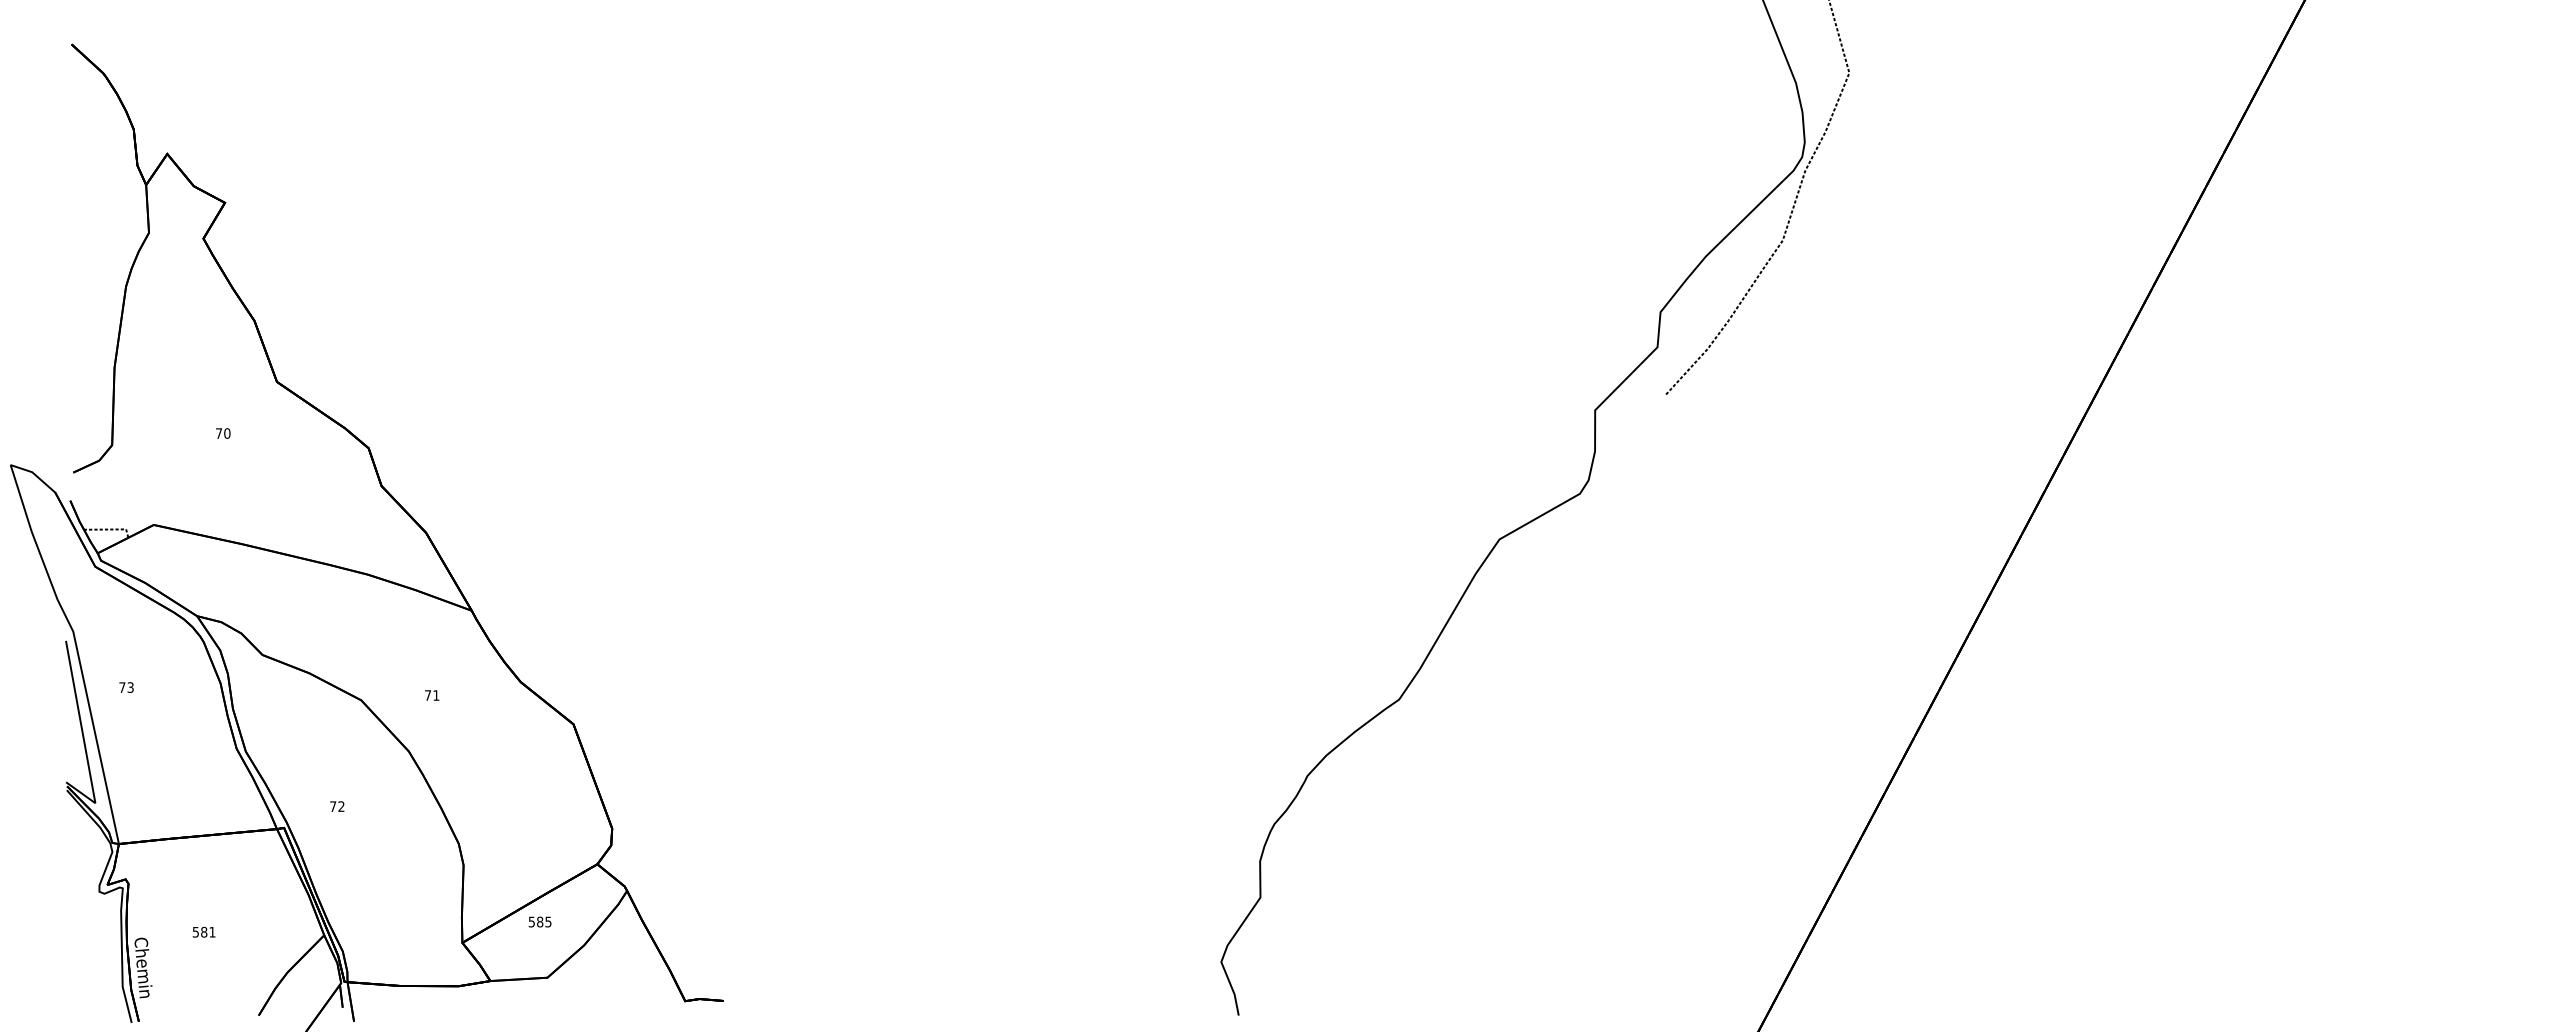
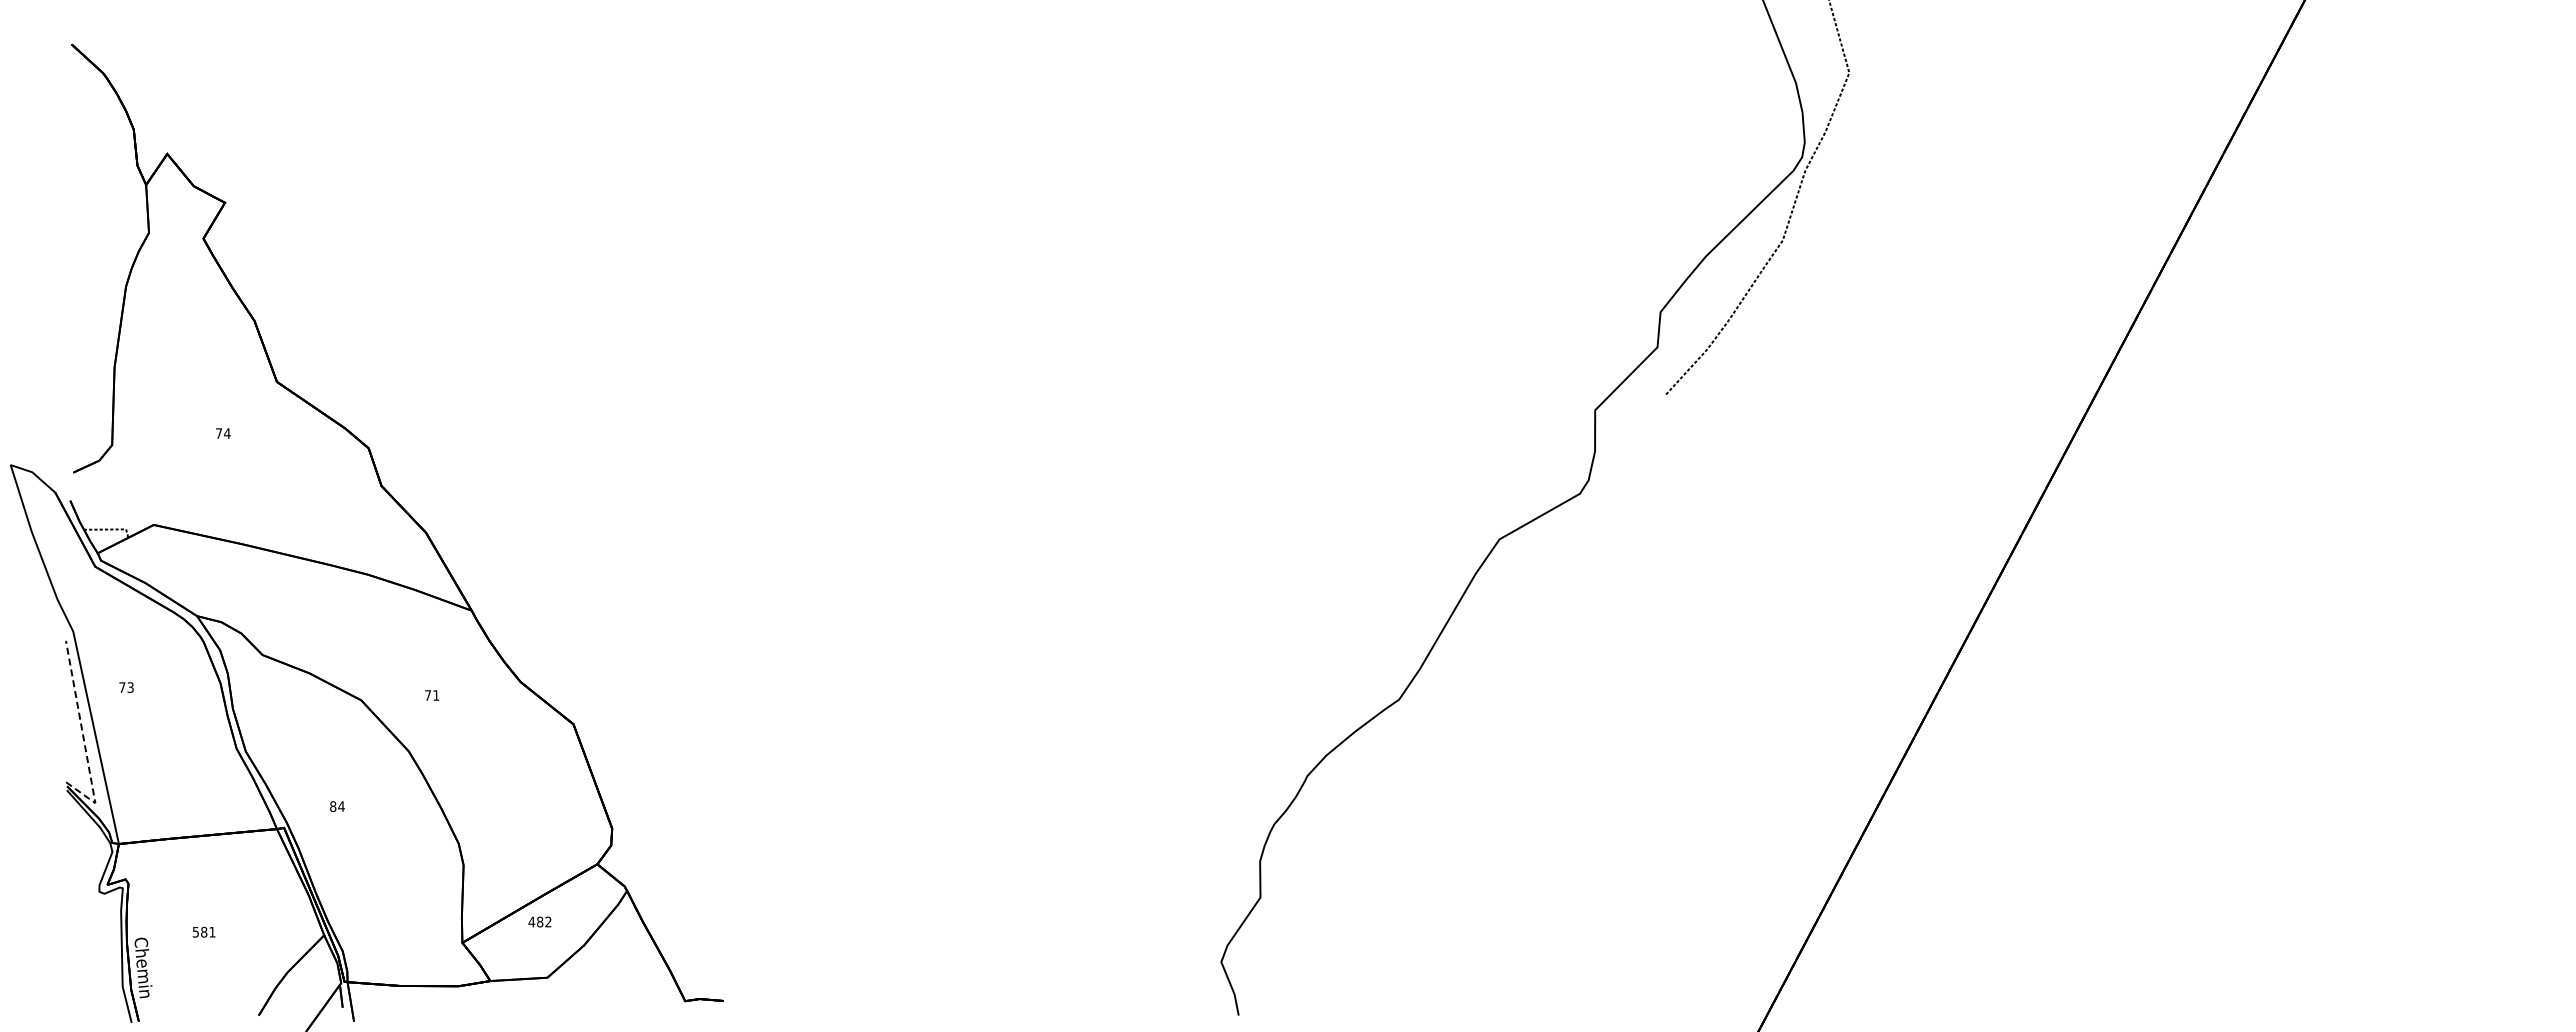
text: 70 -> 74 (226, 433)
line: solid -> dashed (84, 740)
text: 72 -> 84 (337, 806)
text: 585 -> 482 (539, 921)
